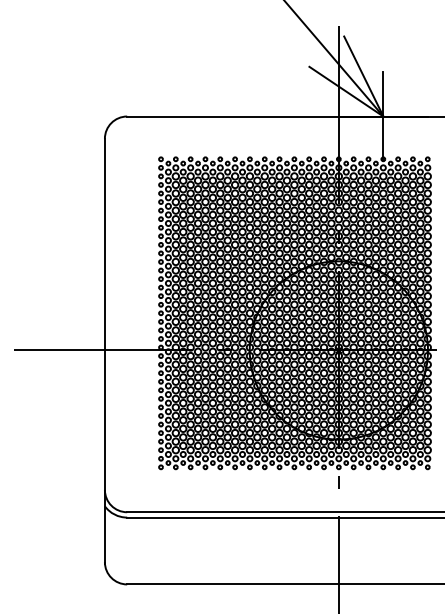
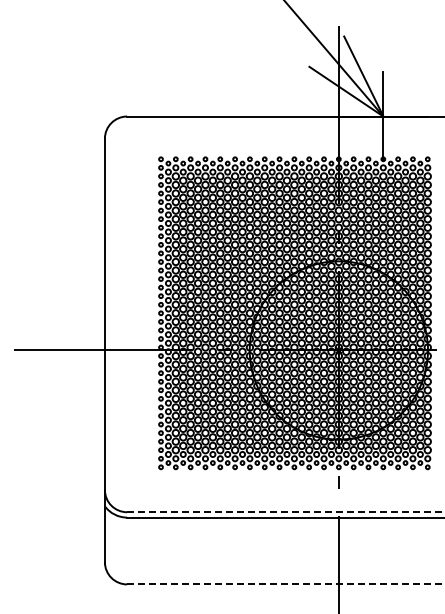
line: solid -> dashed (285, 512)
line: solid -> dashed (285, 584)
